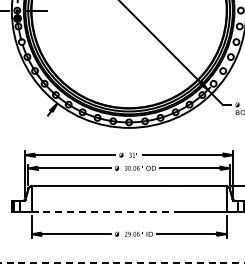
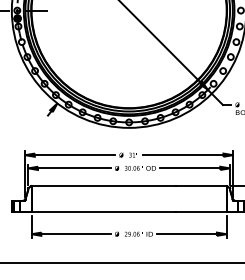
line: dashed -> solid (104, 212)
line: dashed -> solid (122, 262)
